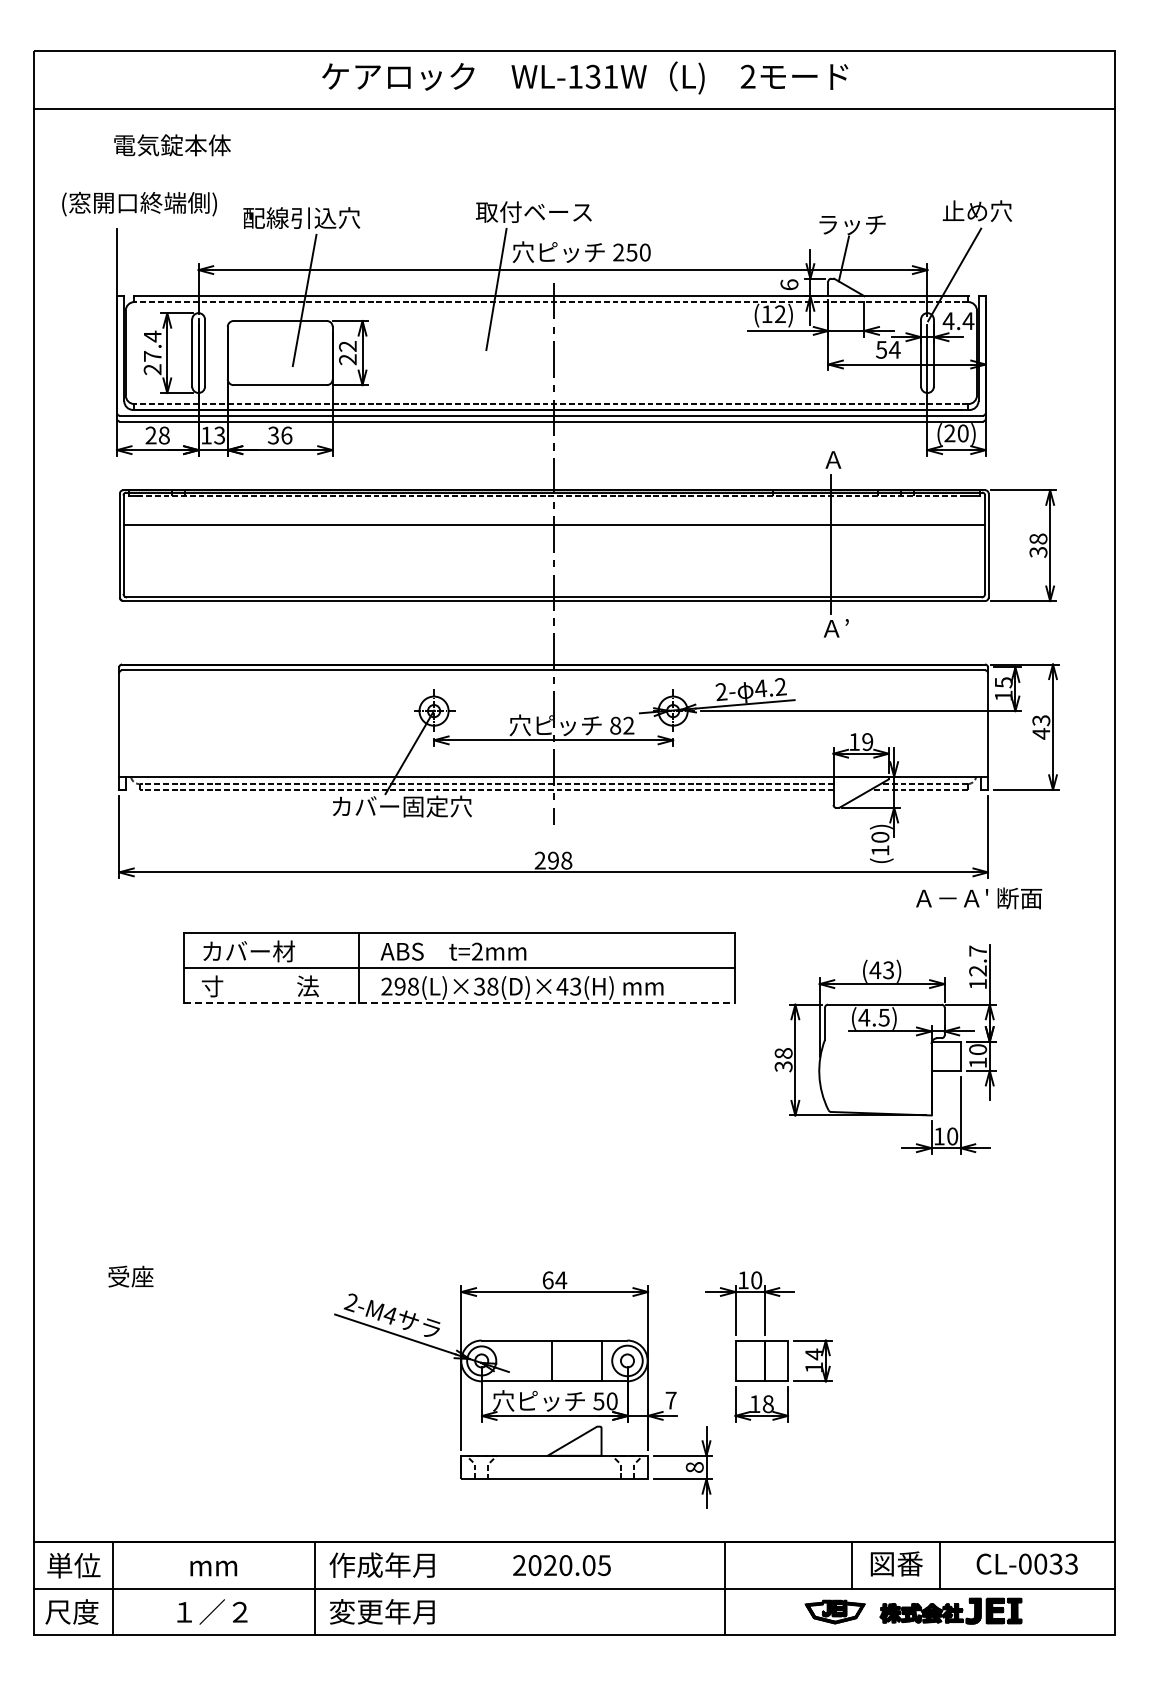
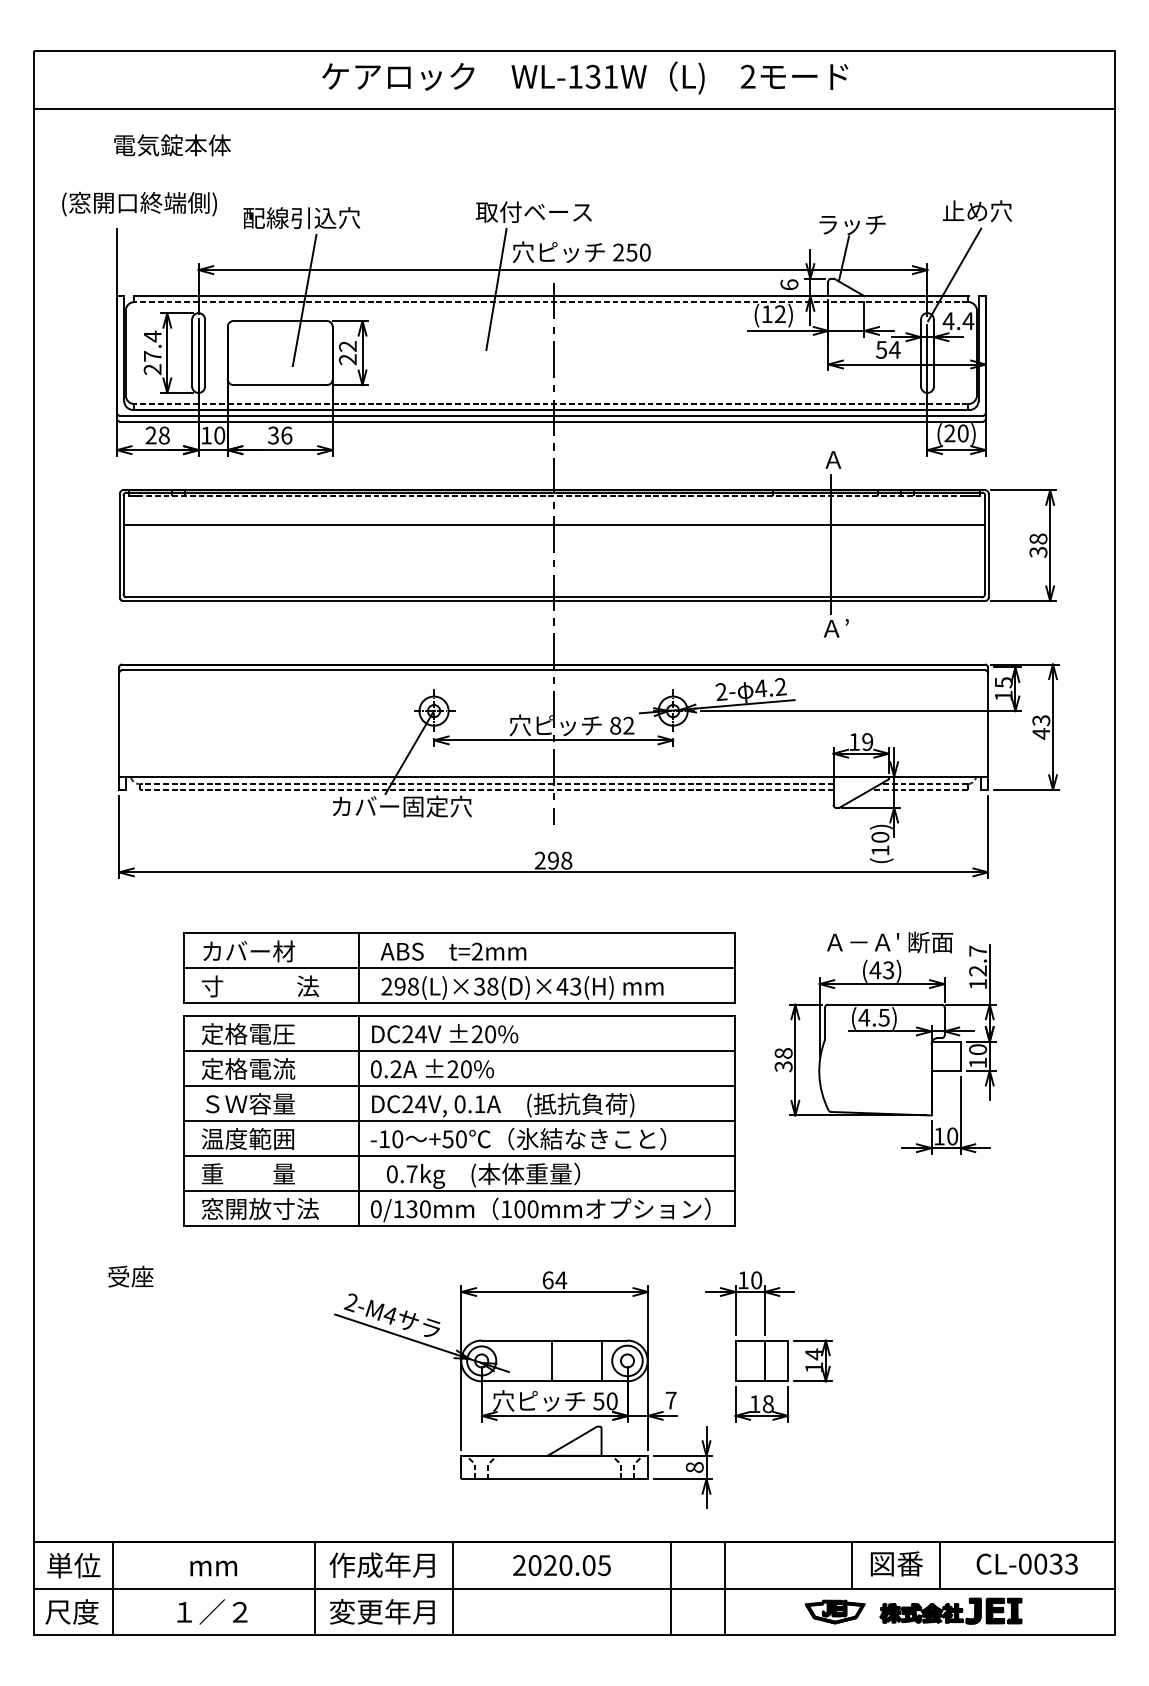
text: 13 -> 10 (219, 435)
text position: (979, 898) -> (890, 942) (890, 942)
line: dashed -> solid (459, 1003)
part: none -> present (459, 1120)
line: none -> present (453, 1588)
line: none -> present (670, 1588)
